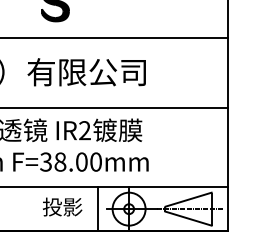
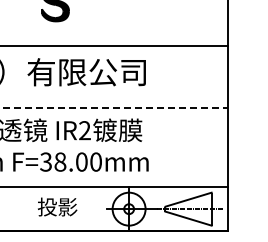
line position: (114, 37) -> (114, 45) (114, 45)
line: solid -> dashed (113, 108)
text position: (62, 206) -> (57, 206) (57, 206)
line: present -> none (98, 209)
